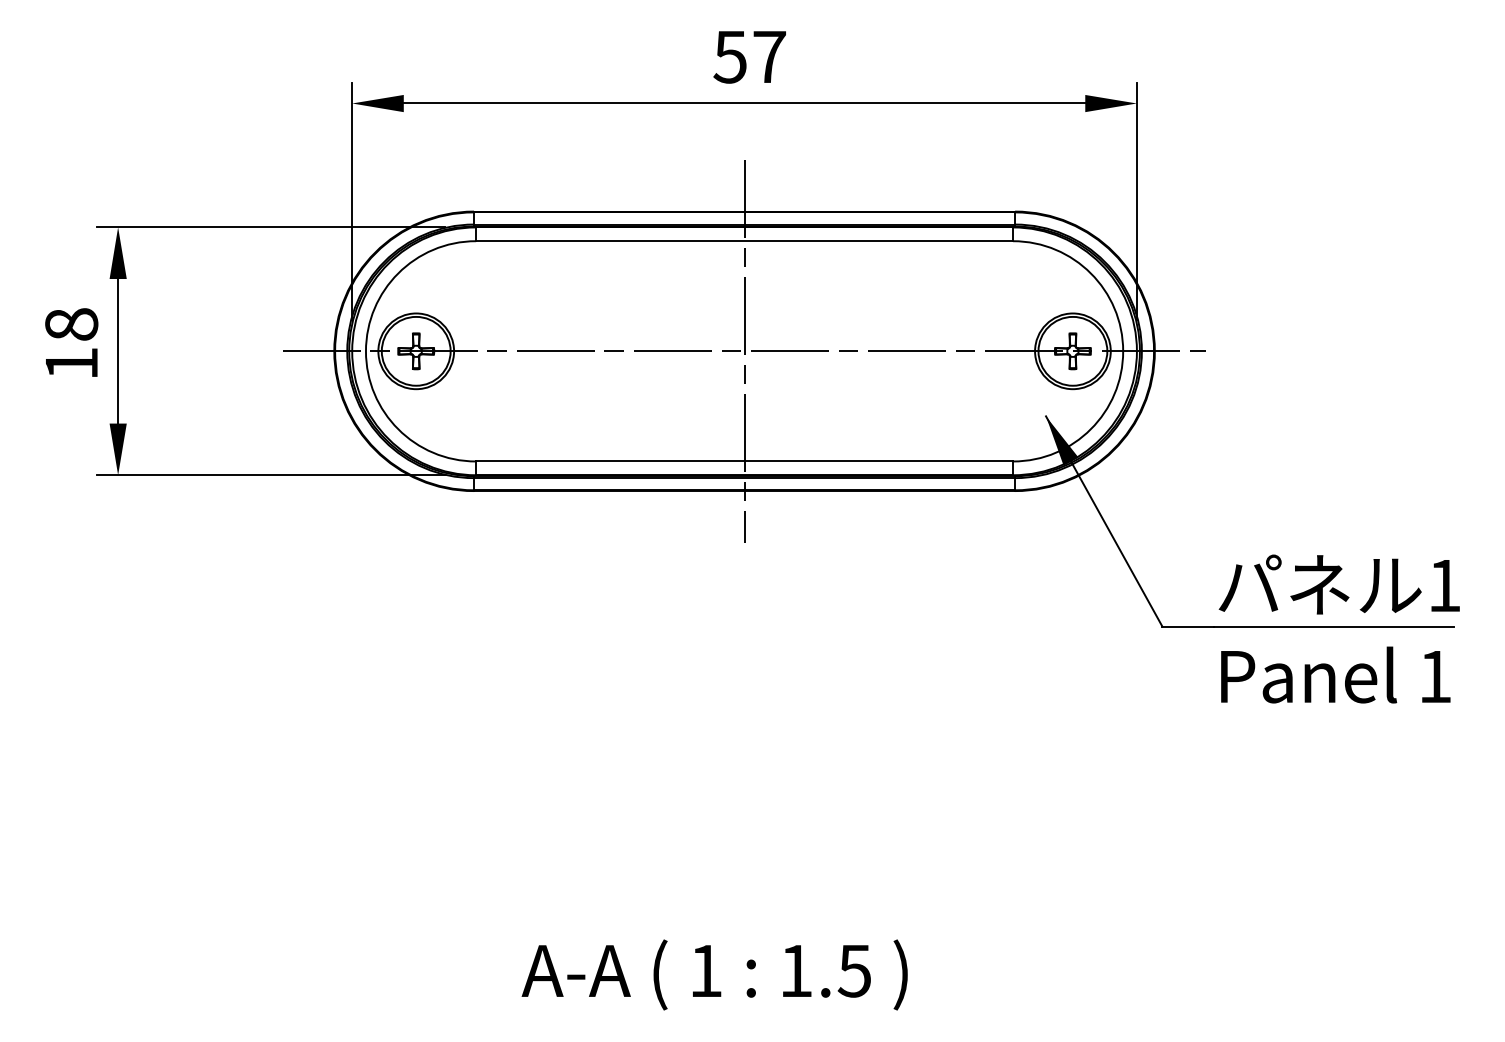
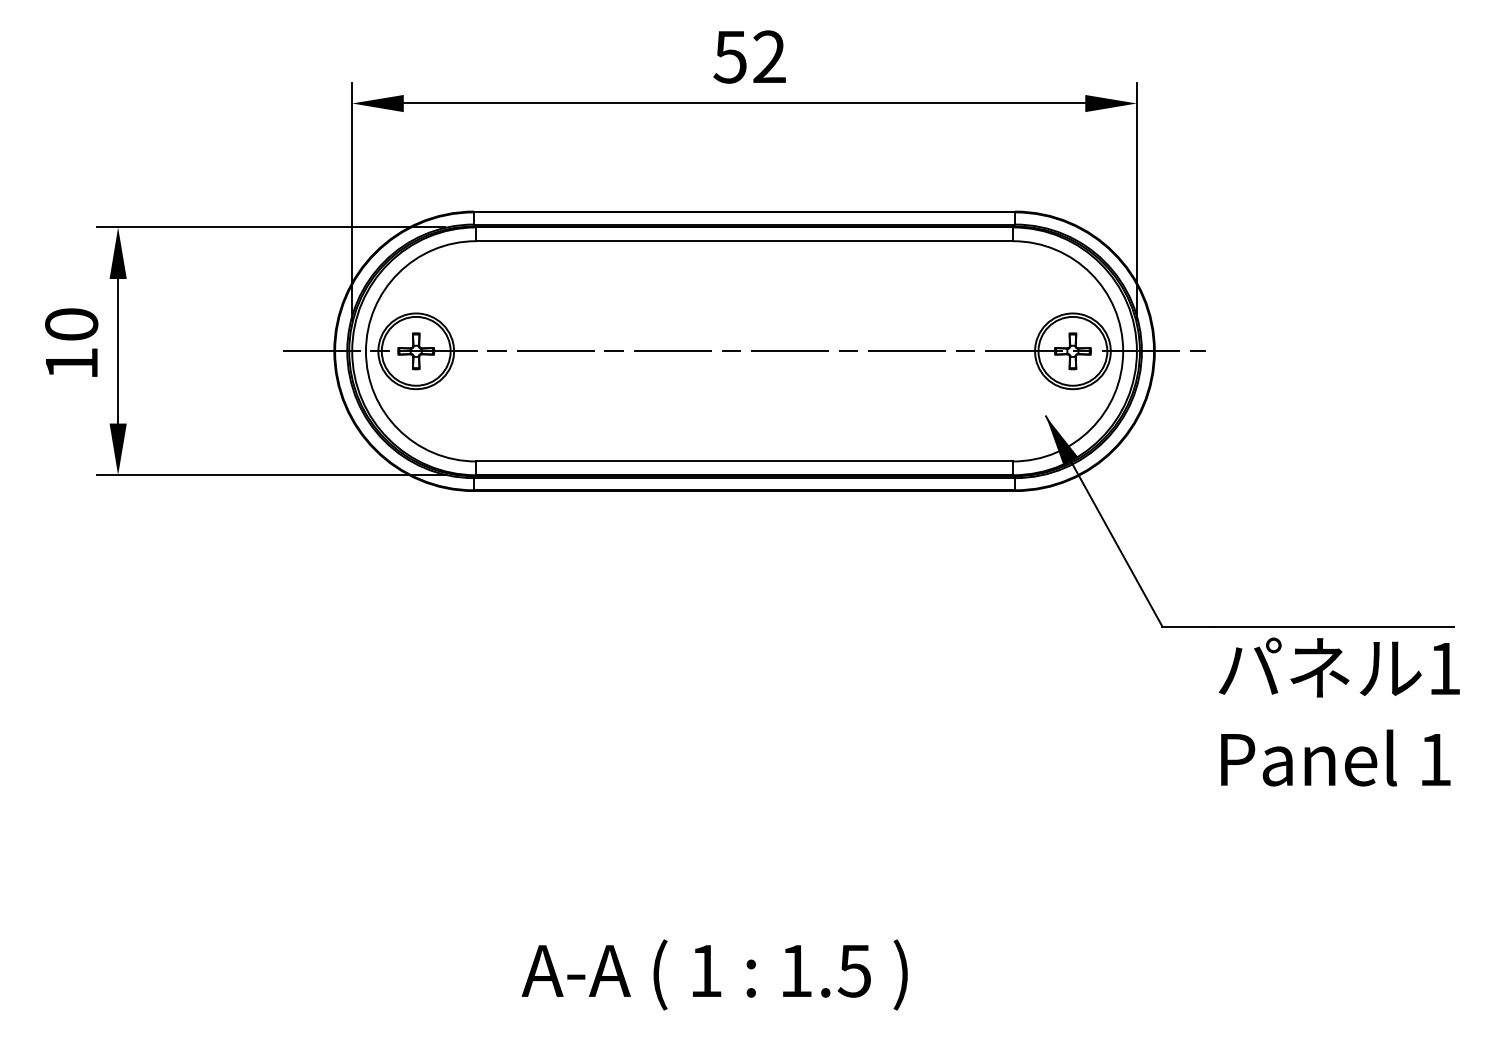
text: 57 -> 52 (769, 56)
text: 18 -> 10 (71, 324)
line: present -> none (744, 350)
text position: (1338, 628) -> (1338, 711) (1338, 711)
